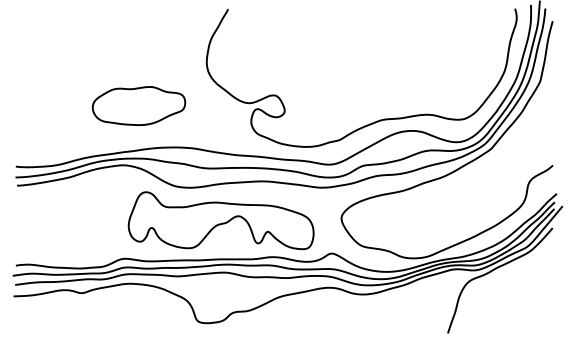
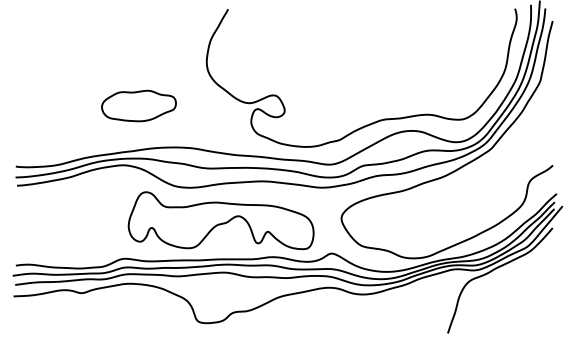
part size: 96x40 px -> 76x34 px (138, 105)
